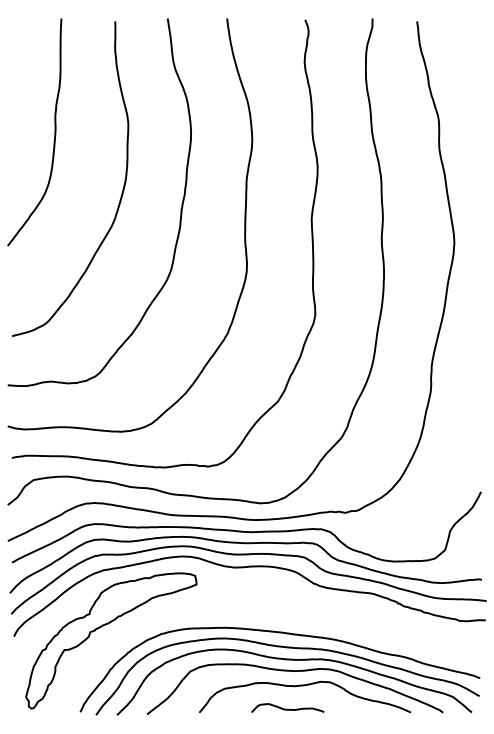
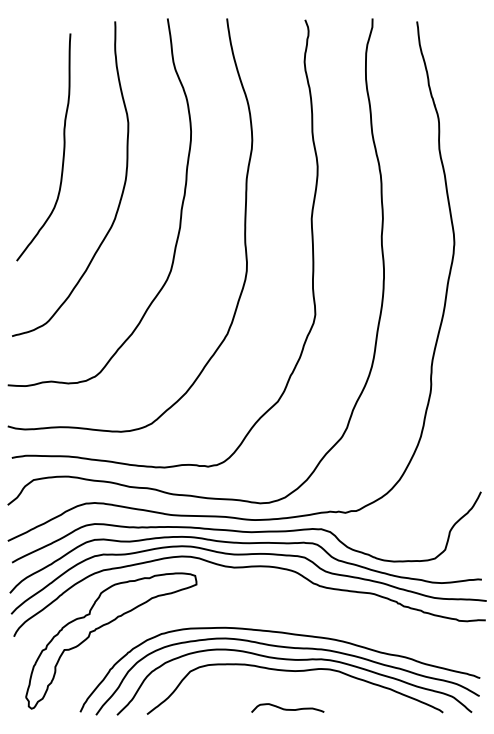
curve position: (54, 132) -> (63, 147) (63, 147)
curve: present -> none (304, 686)
